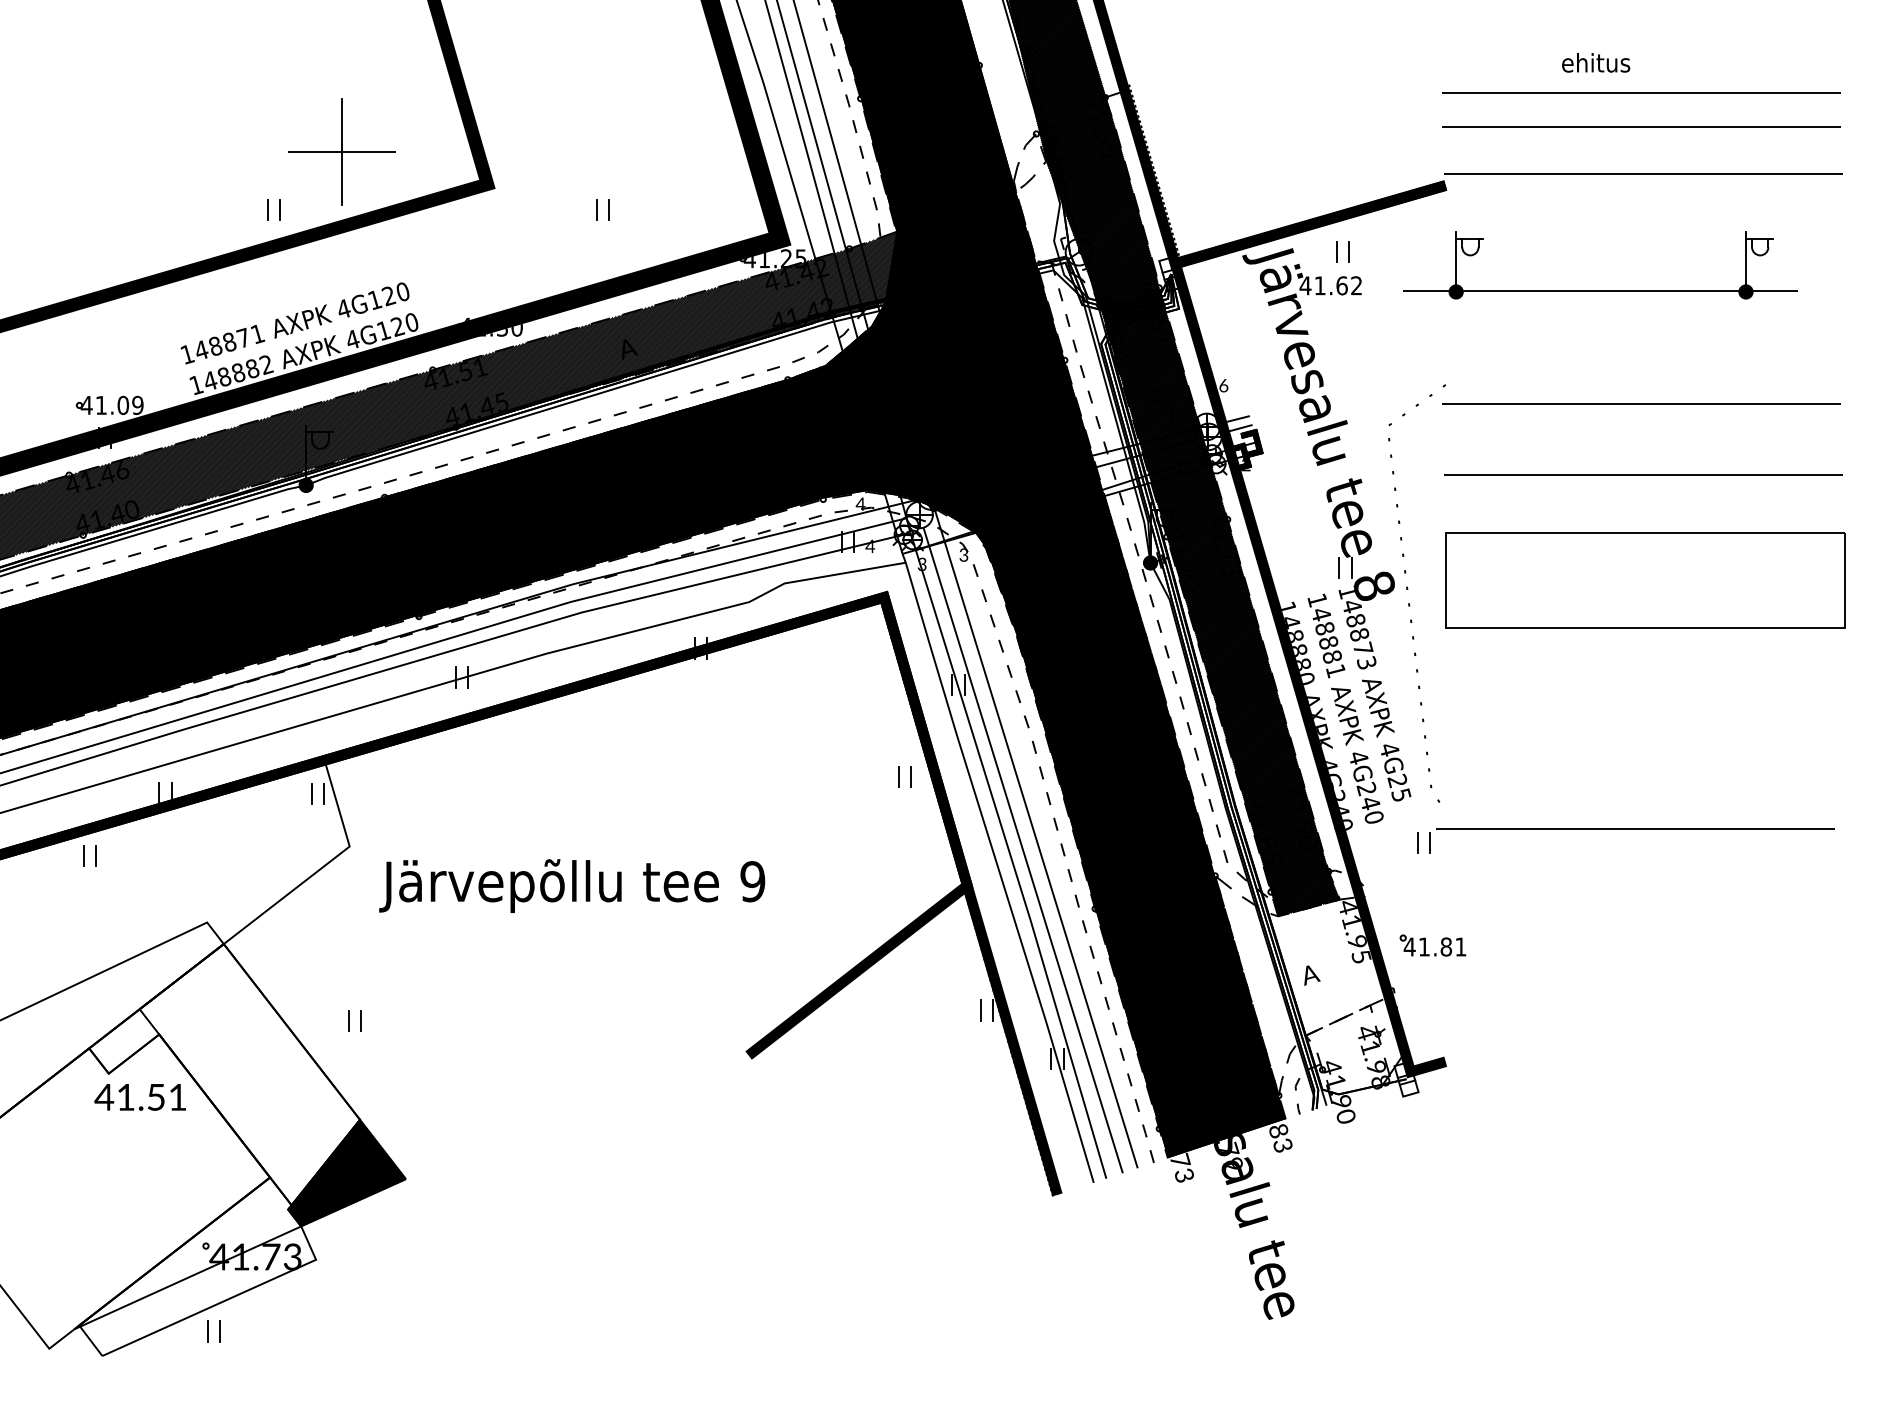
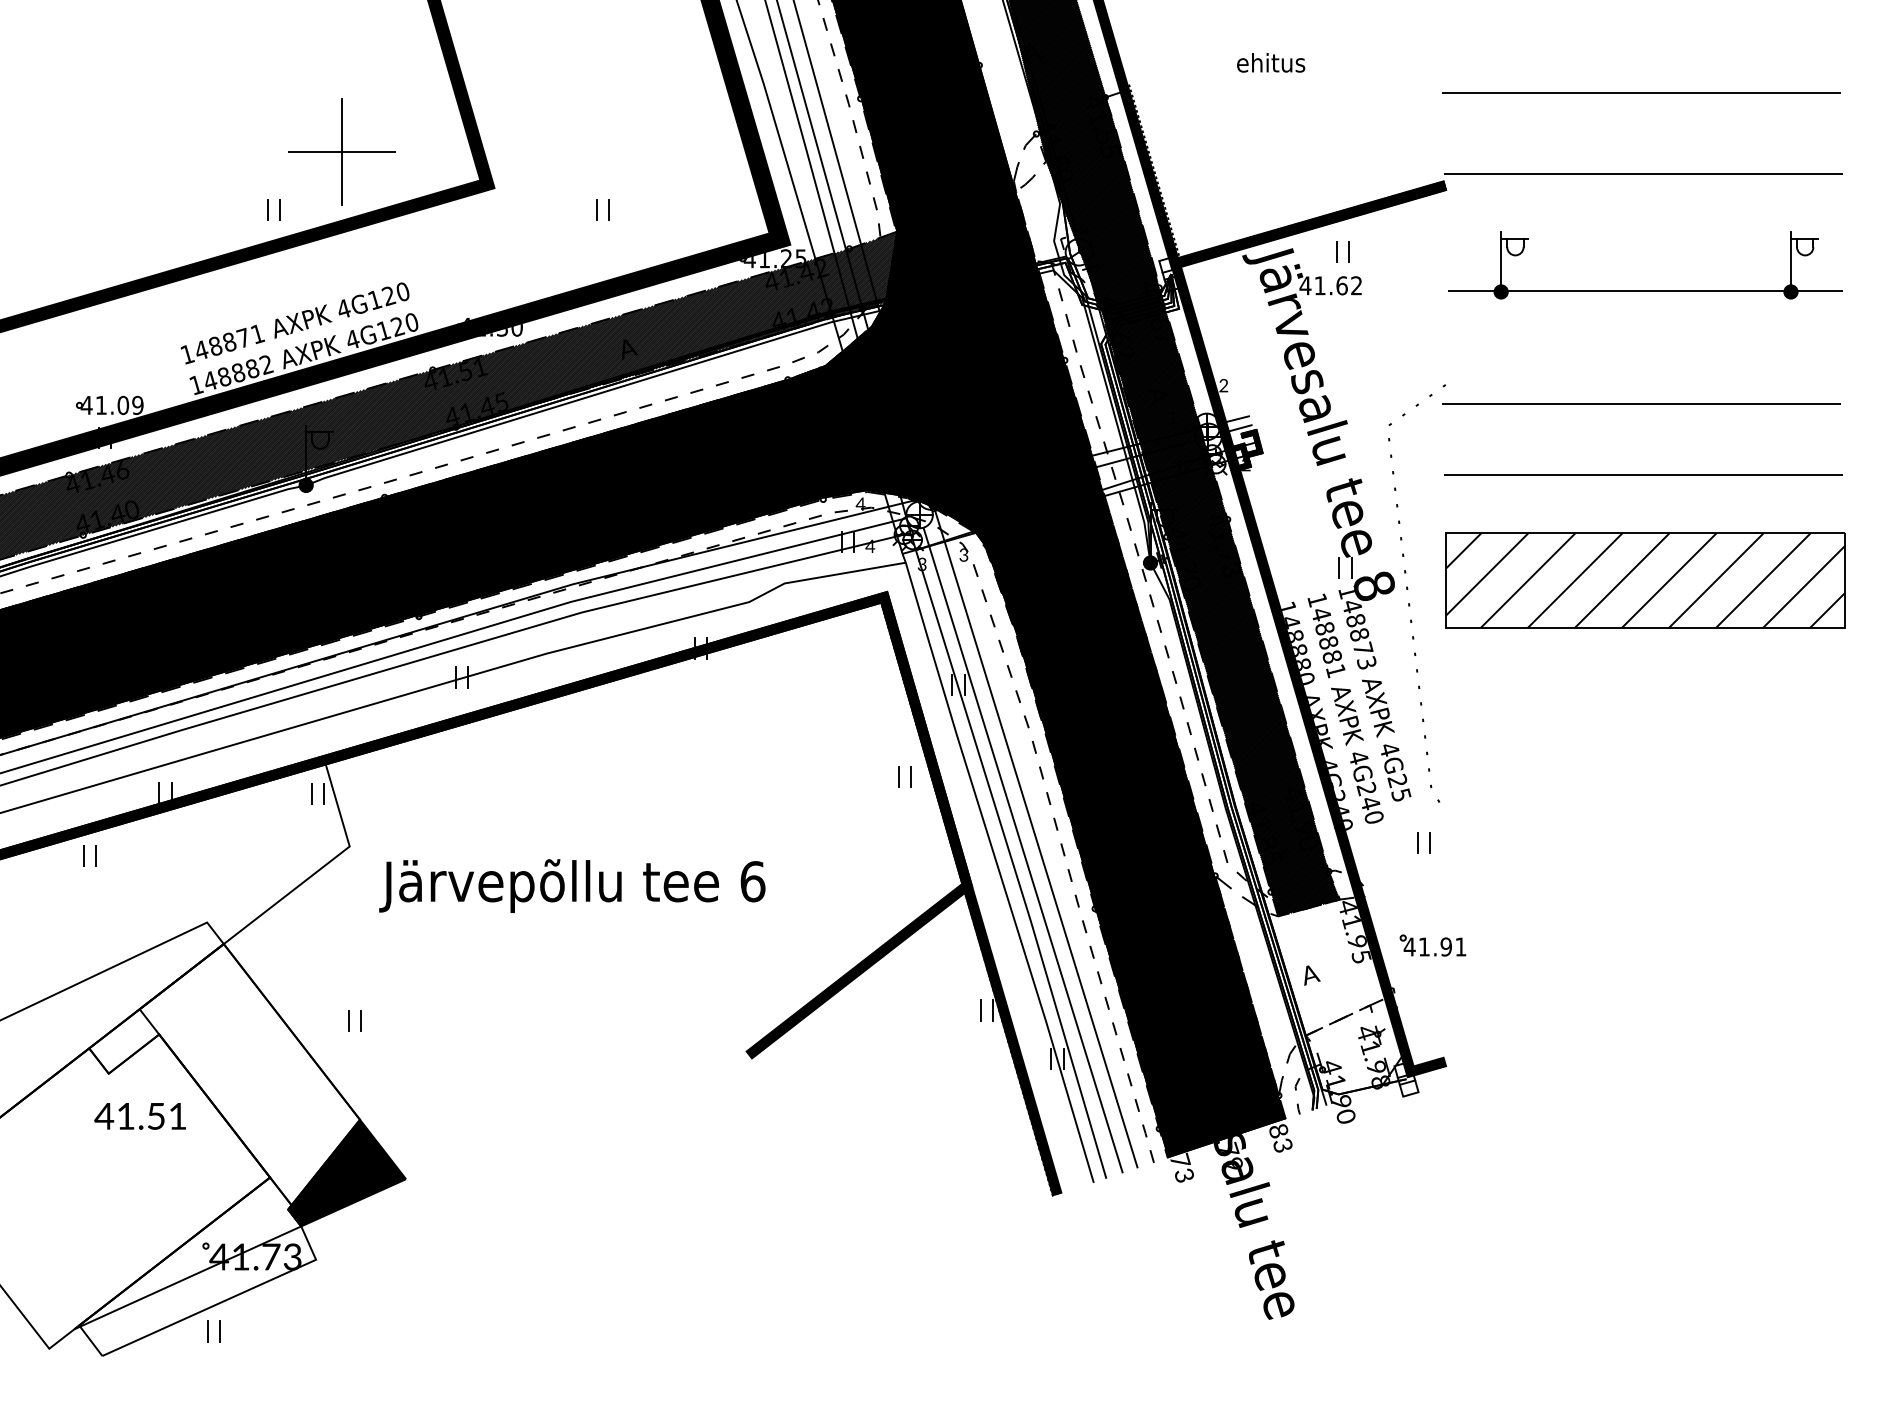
text position: (1596, 62) -> (1271, 62) (1271, 62)
line: present -> none (1641, 126)
part position: (1600, 290) -> (1645, 290) (1645, 290)
text: 6 -> 2 (1223, 385)
hatch: none -> present (1644, 580)
line: present -> none (1635, 828)
text: 9 -> 6 (752, 881)
text: 41.81 -> 41.91 (1446, 946)
text position: (139, 1097) -> (139, 1116) (139, 1116)
